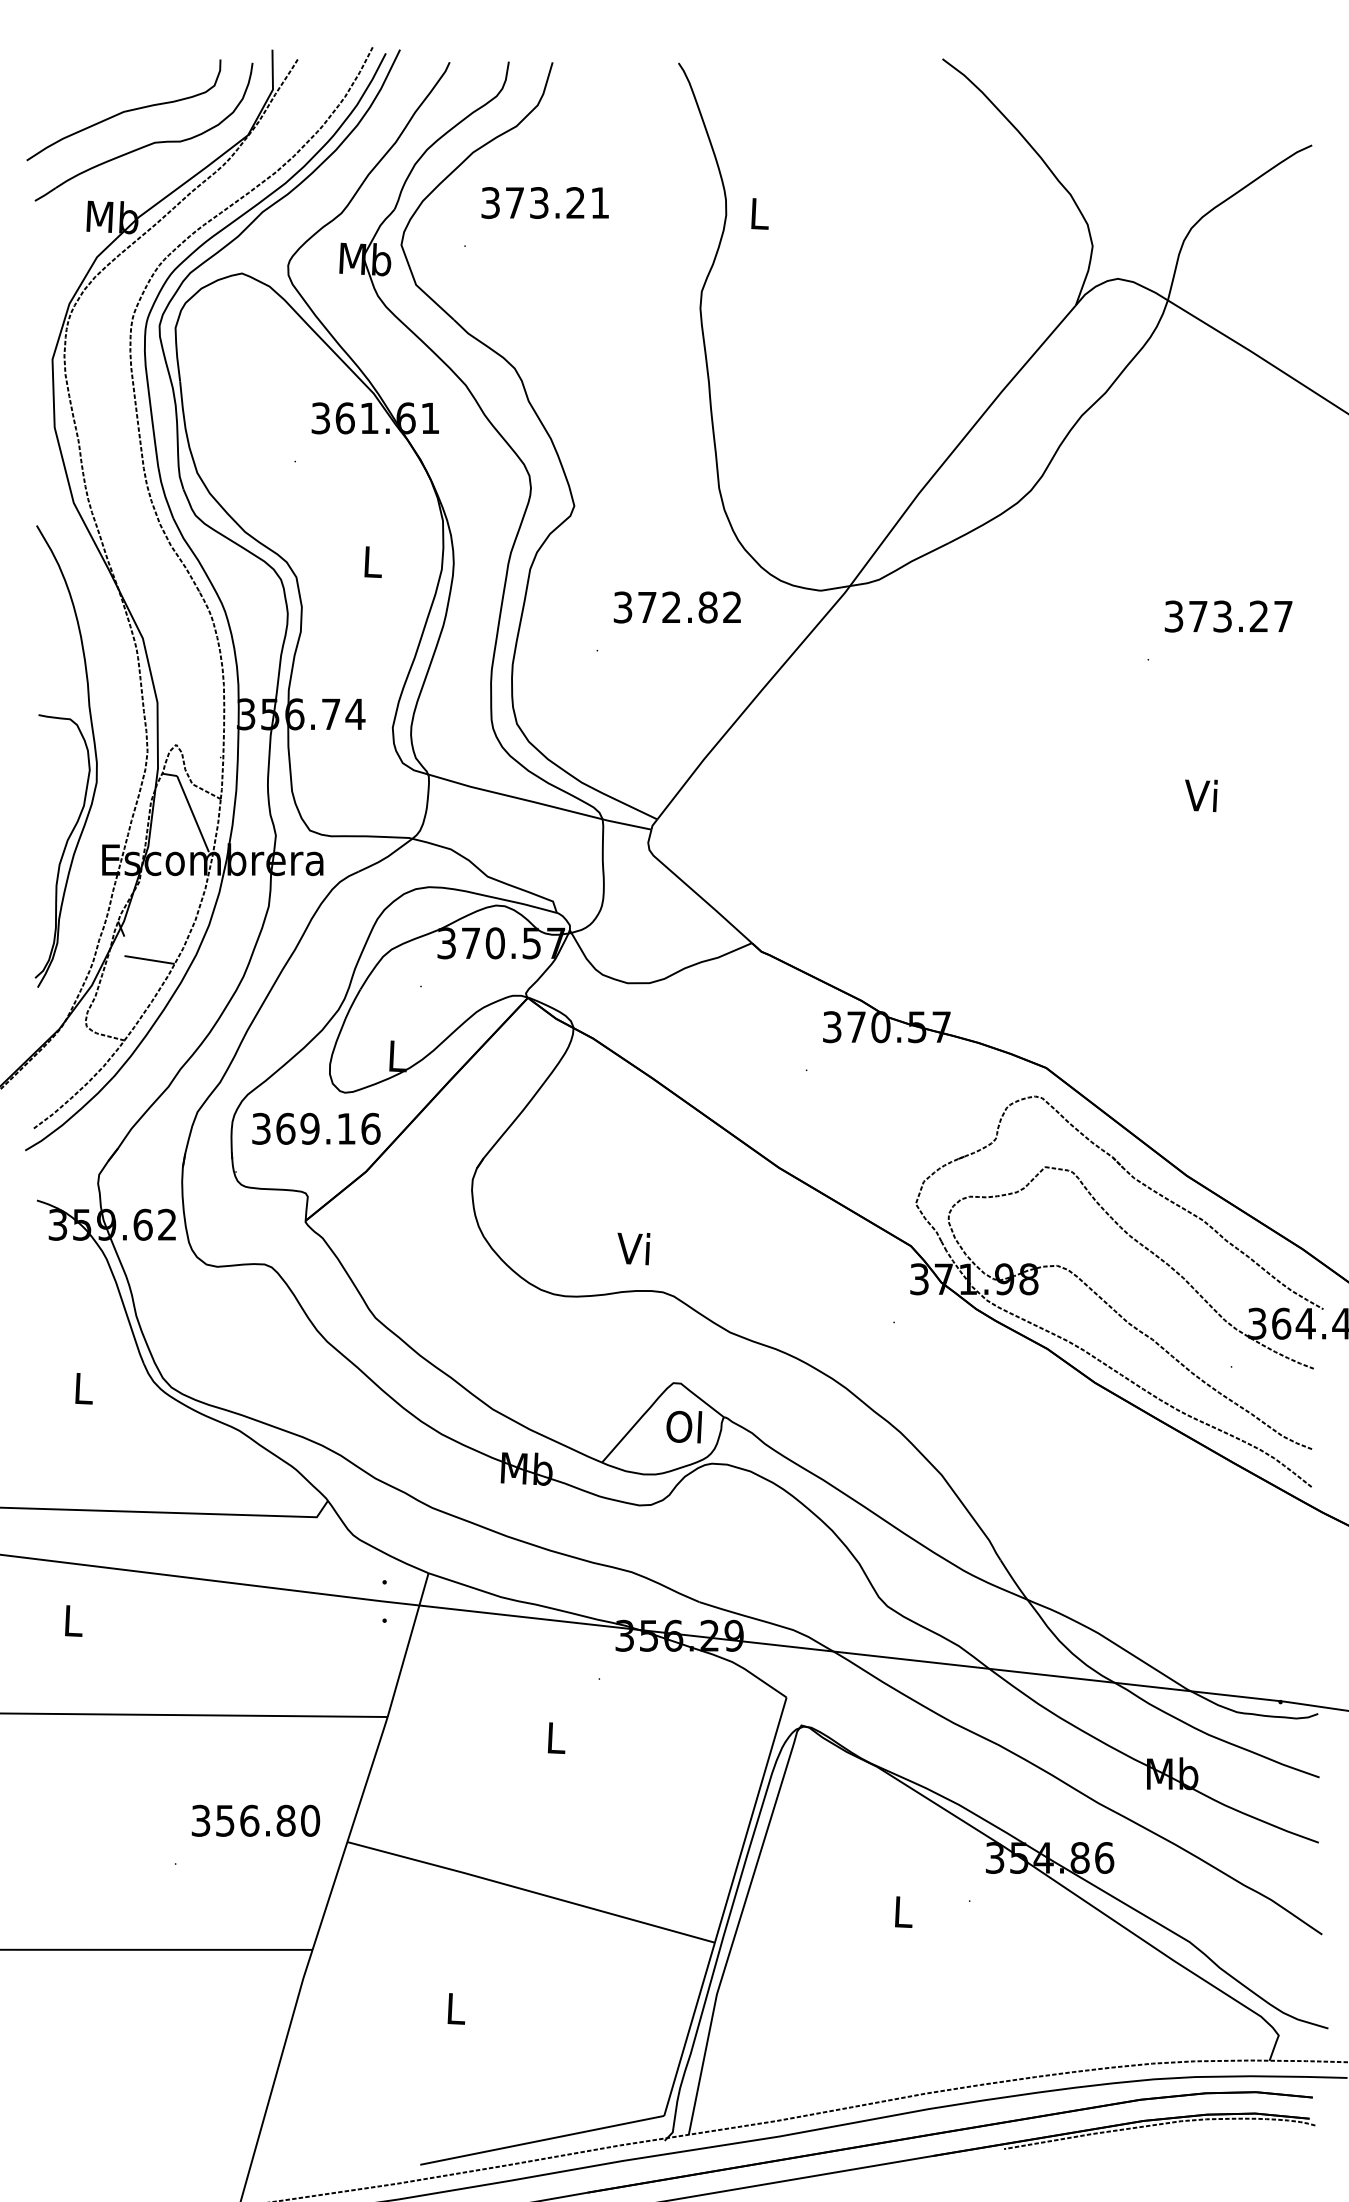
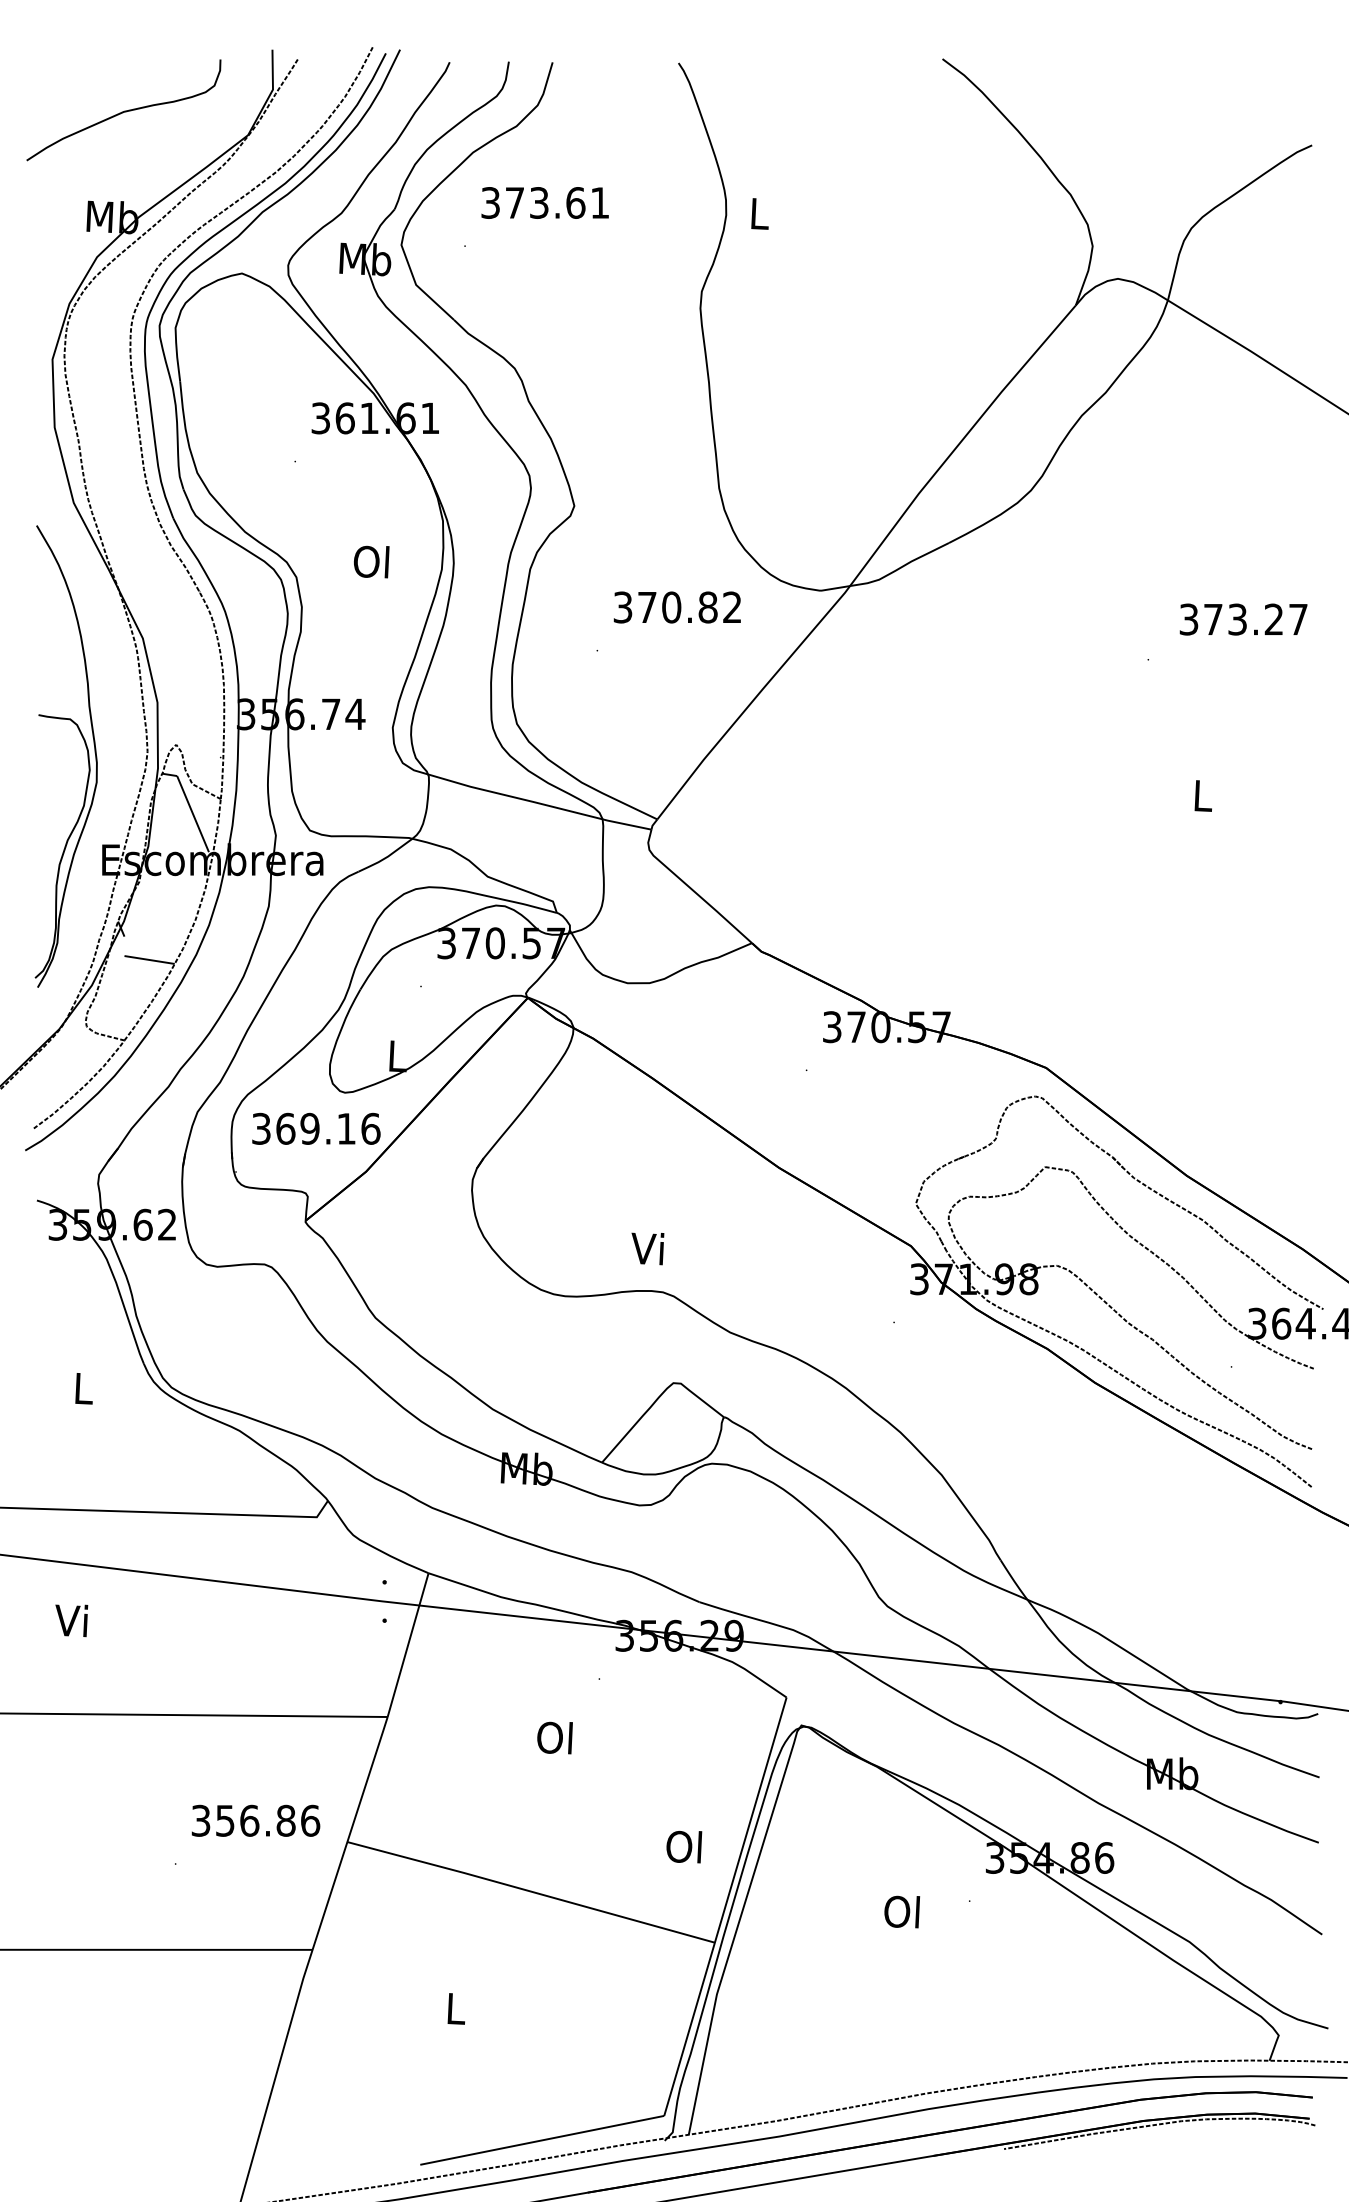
part: present -> none (149, 143)
text: 373.21 -> 373.61 (575, 202)
text: L -> Ol (371, 561)
text: 372.82 -> 370.82 (671, 607)
text position: (1228, 616) -> (1243, 619) (1243, 619)
text: Vi -> L (1201, 795)
text position: (633, 1248) -> (647, 1248) (647, 1248)
text position: (684, 1427) -> (684, 1847) (684, 1847)
text: L -> Vi (71, 1620)
text: L -> Ol (554, 1737)
text: 356.80 -> 356.86 (310, 1820)
text: L -> Ol (902, 1911)
